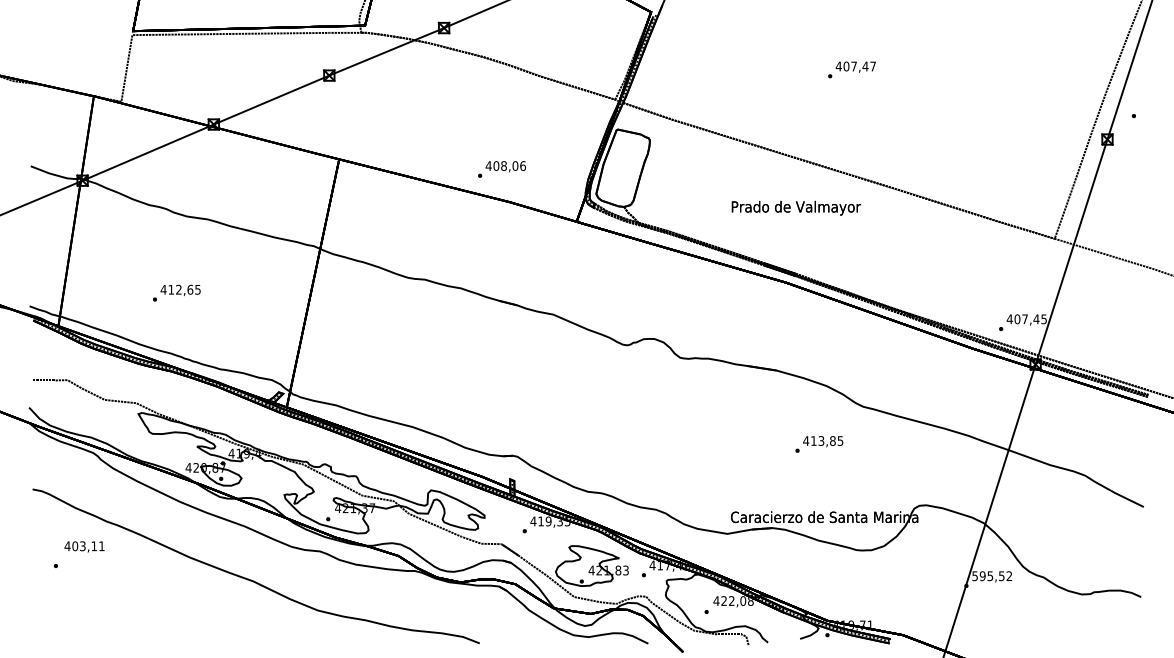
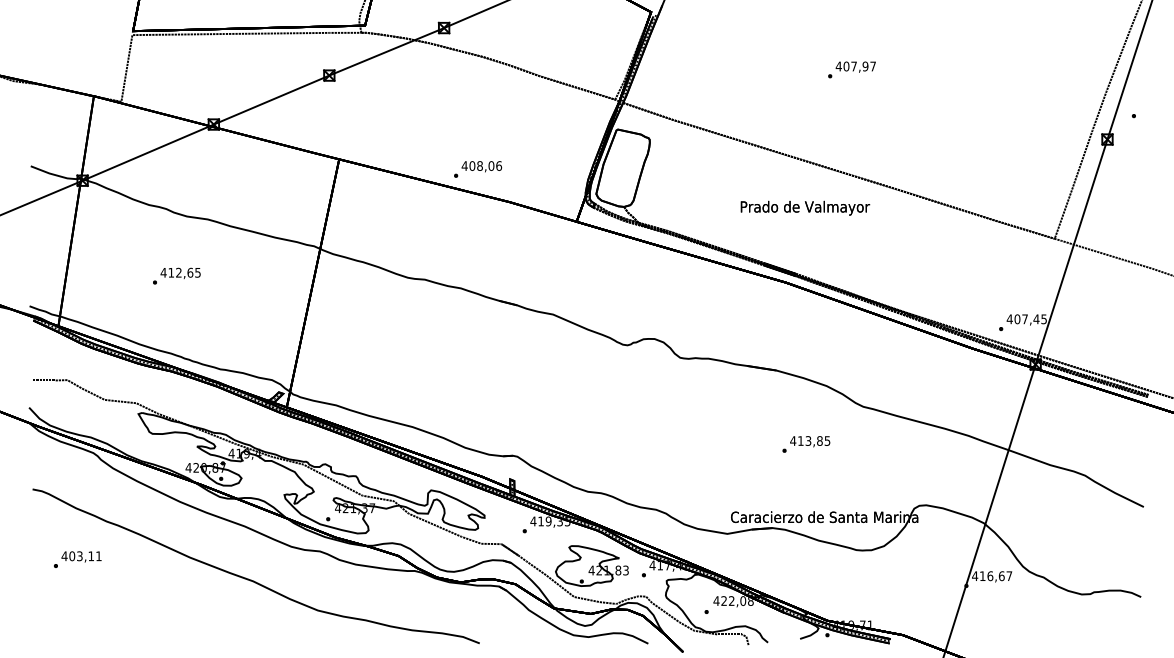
text: 407,47 -> 407,97 (865, 66)
text position: (502, 169) -> (478, 169) (478, 169)
text position: (796, 207) -> (805, 207) (805, 207)
text position: (176, 292) -> (176, 275) (176, 275)
text position: (819, 444) -> (806, 444) (806, 444)
text position: (84, 546) -> (81, 556) (81, 556)
text: 595,52 -> 416,67 (992, 576)
